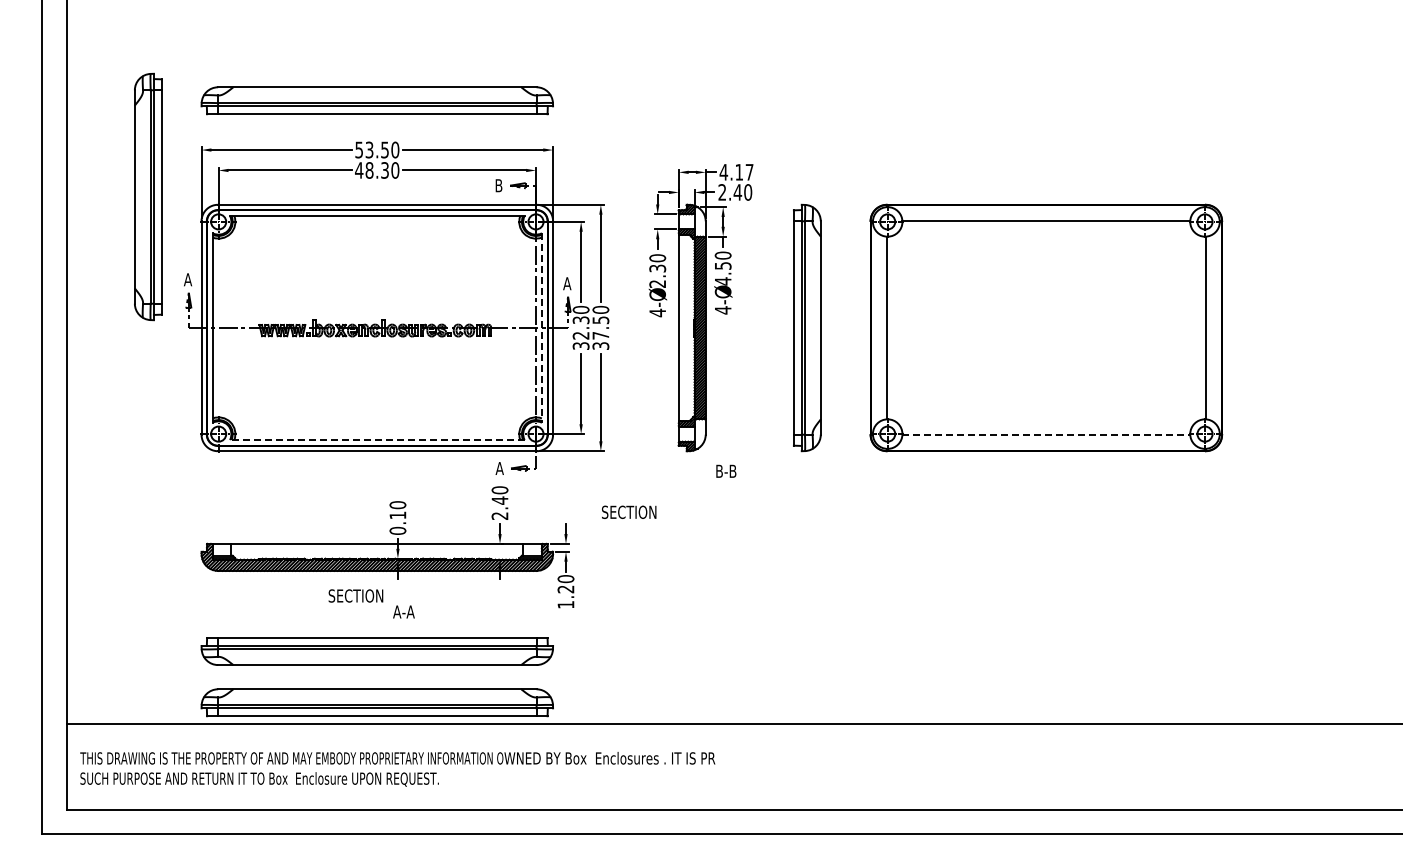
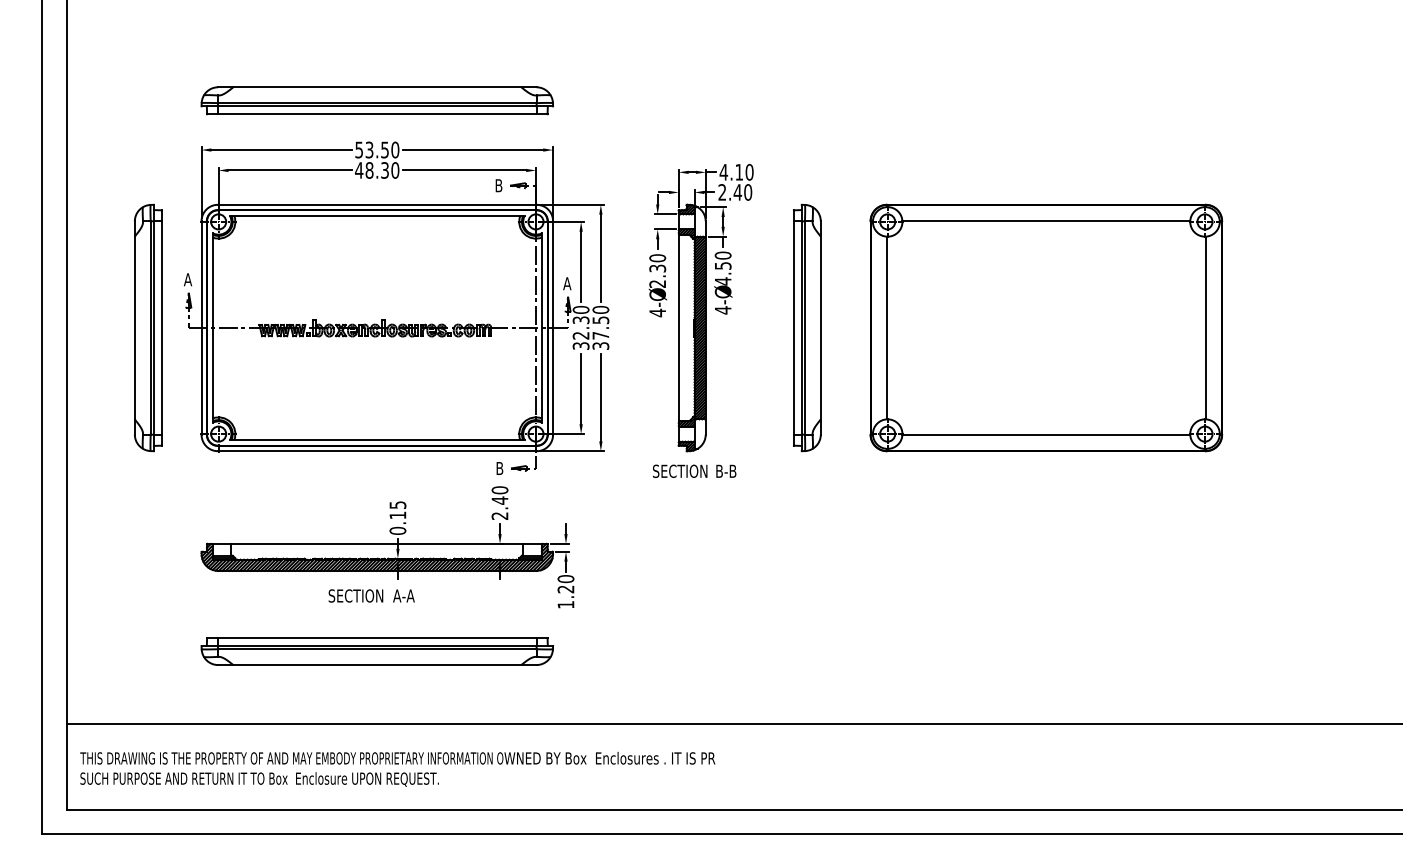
text: 4.17 -> 4.10 (749, 171)
part position: (148, 196) -> (148, 327) (148, 327)
line: dashed -> solid (541, 328)
line: dashed -> solid (1046, 434)
line: dashed -> solid (376, 440)
text: A -> B (499, 468)
text: 0.10 -> 0.15 (397, 505)
text position: (629, 511) -> (680, 470) (680, 470)
text position: (403, 611) -> (403, 595) (403, 595)
part: present -> none (376, 702)
